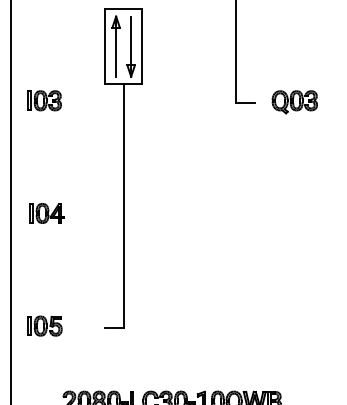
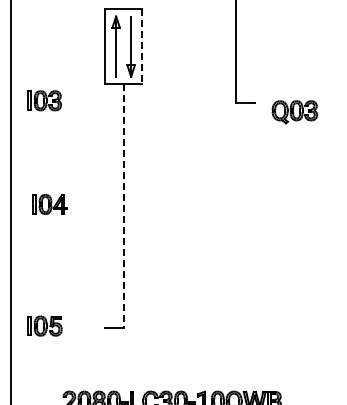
line: solid -> dashed (142, 46)
part position: (294, 102) -> (294, 112) (294, 112)
line: solid -> dashed (123, 206)
part position: (46, 213) -> (49, 204) (49, 204)
